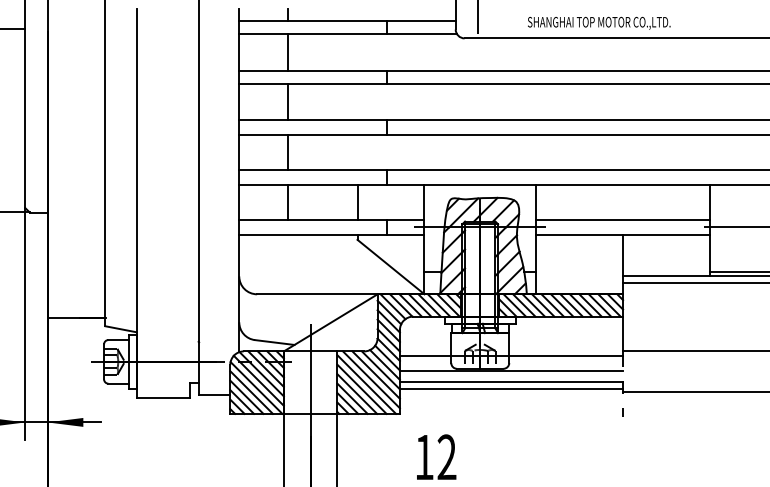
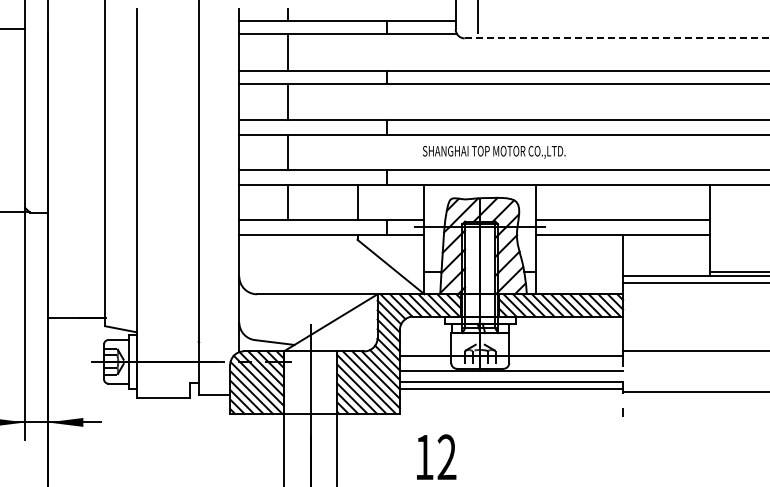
text position: (599, 22) -> (494, 151) (494, 151)
line: solid -> dashed (617, 38)
line: present -> none (735, 227)
